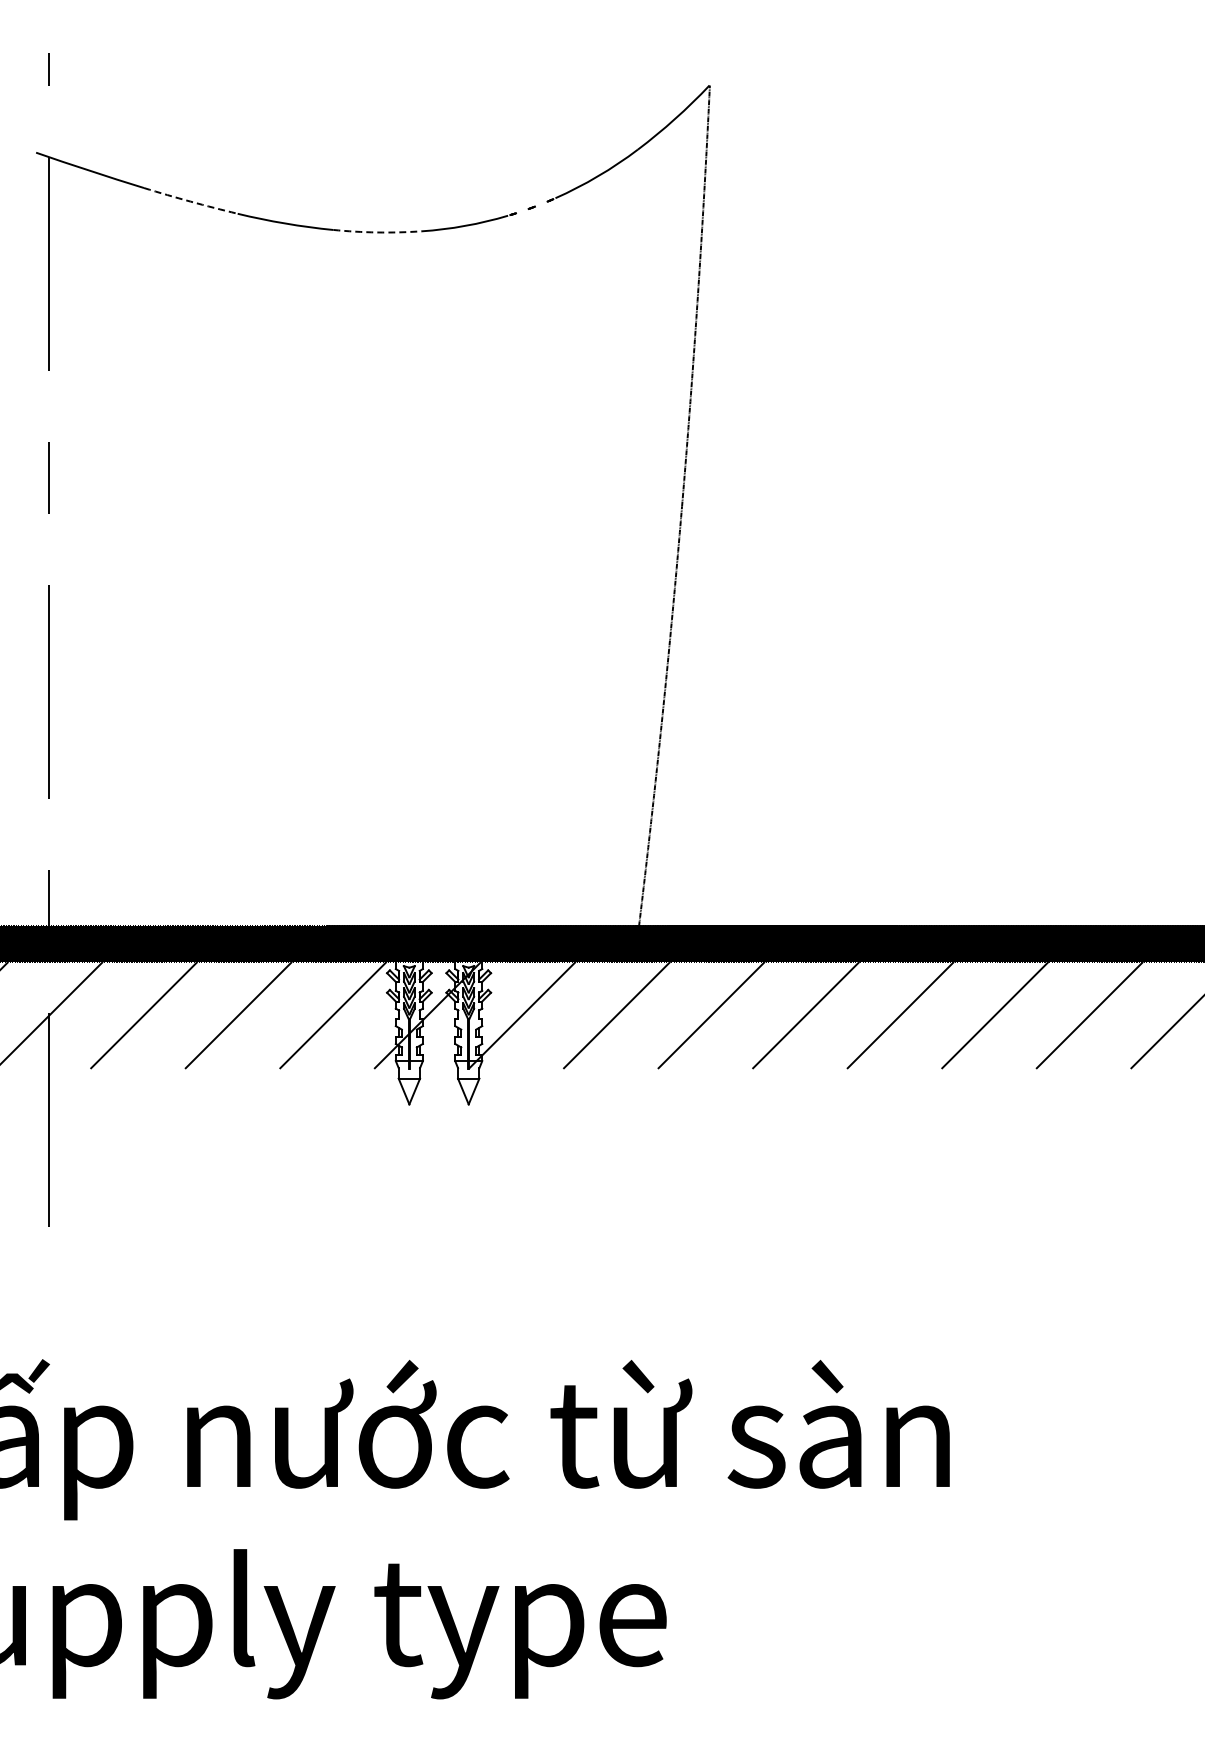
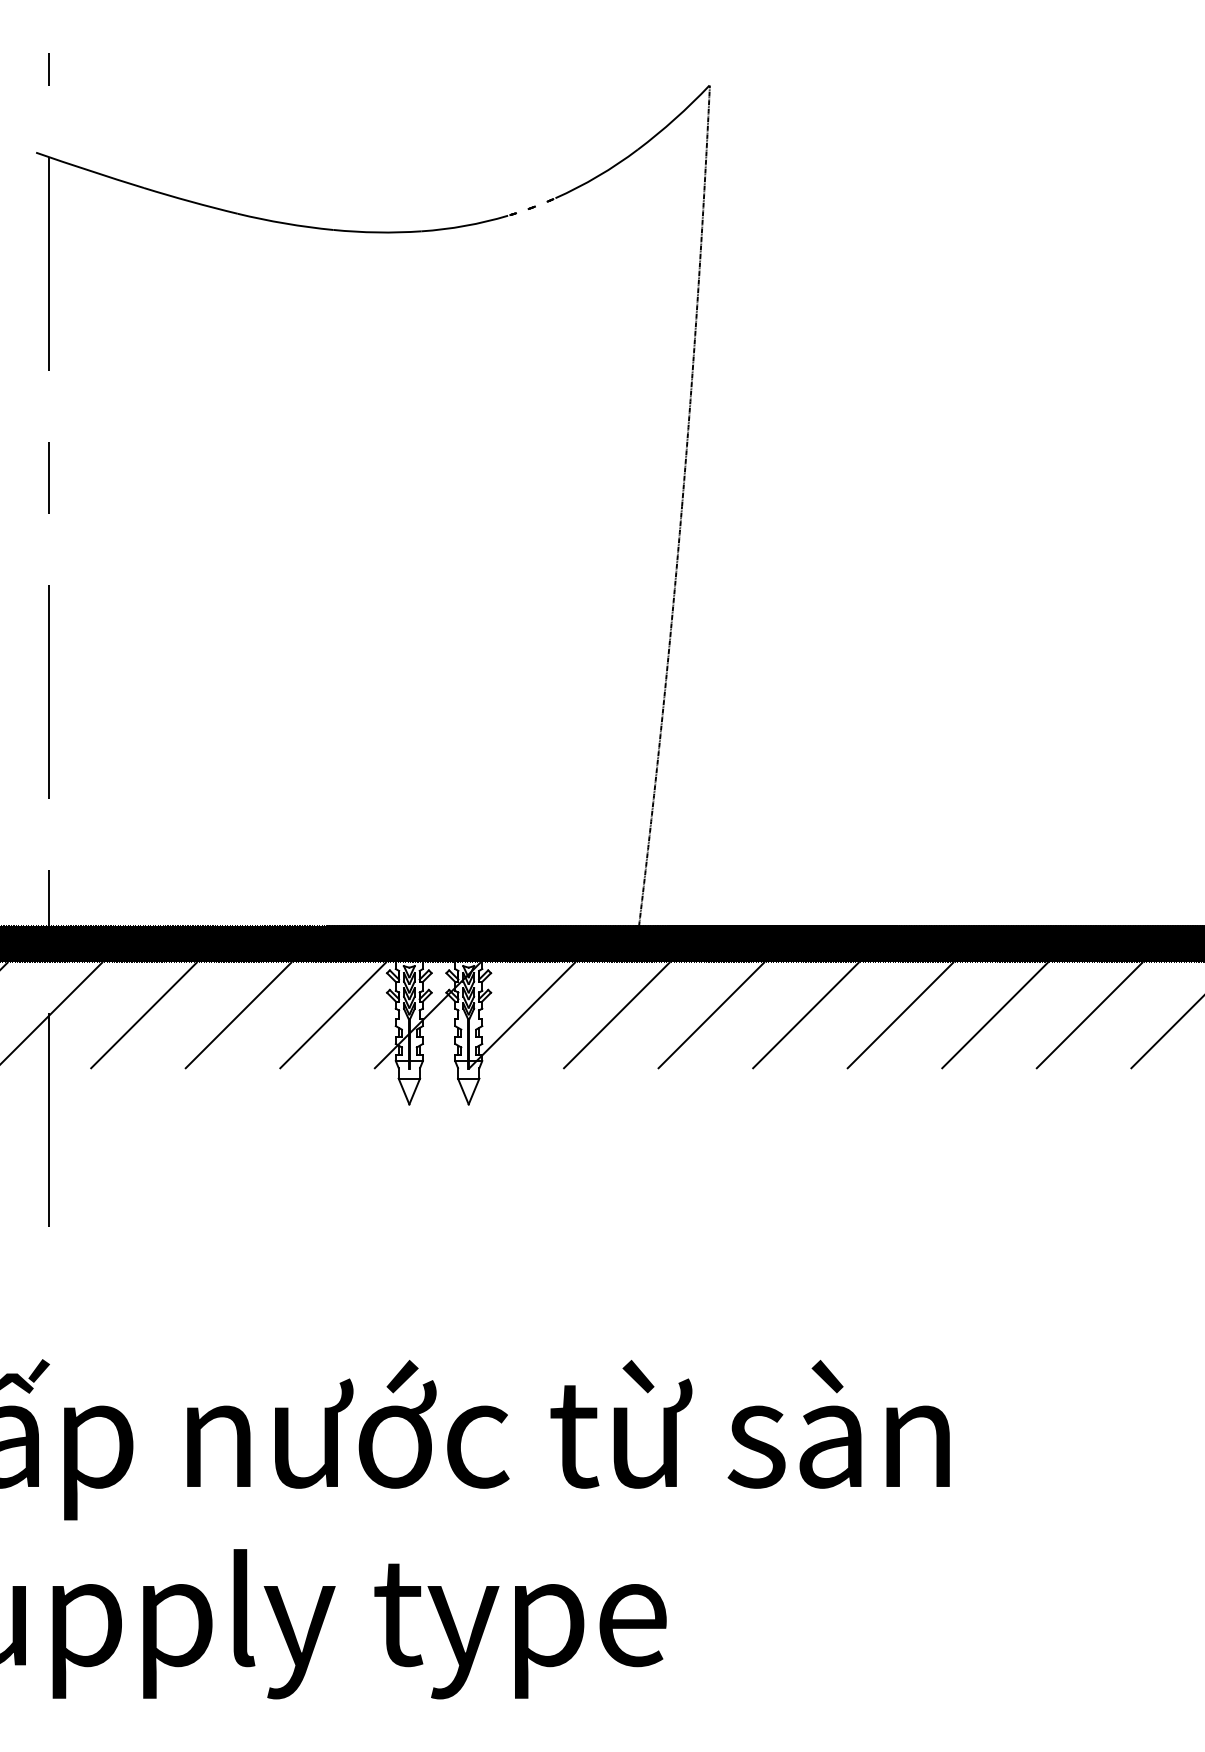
arc: dashed -> solid (190, 201)
arc: dashed -> solid (377, 232)
